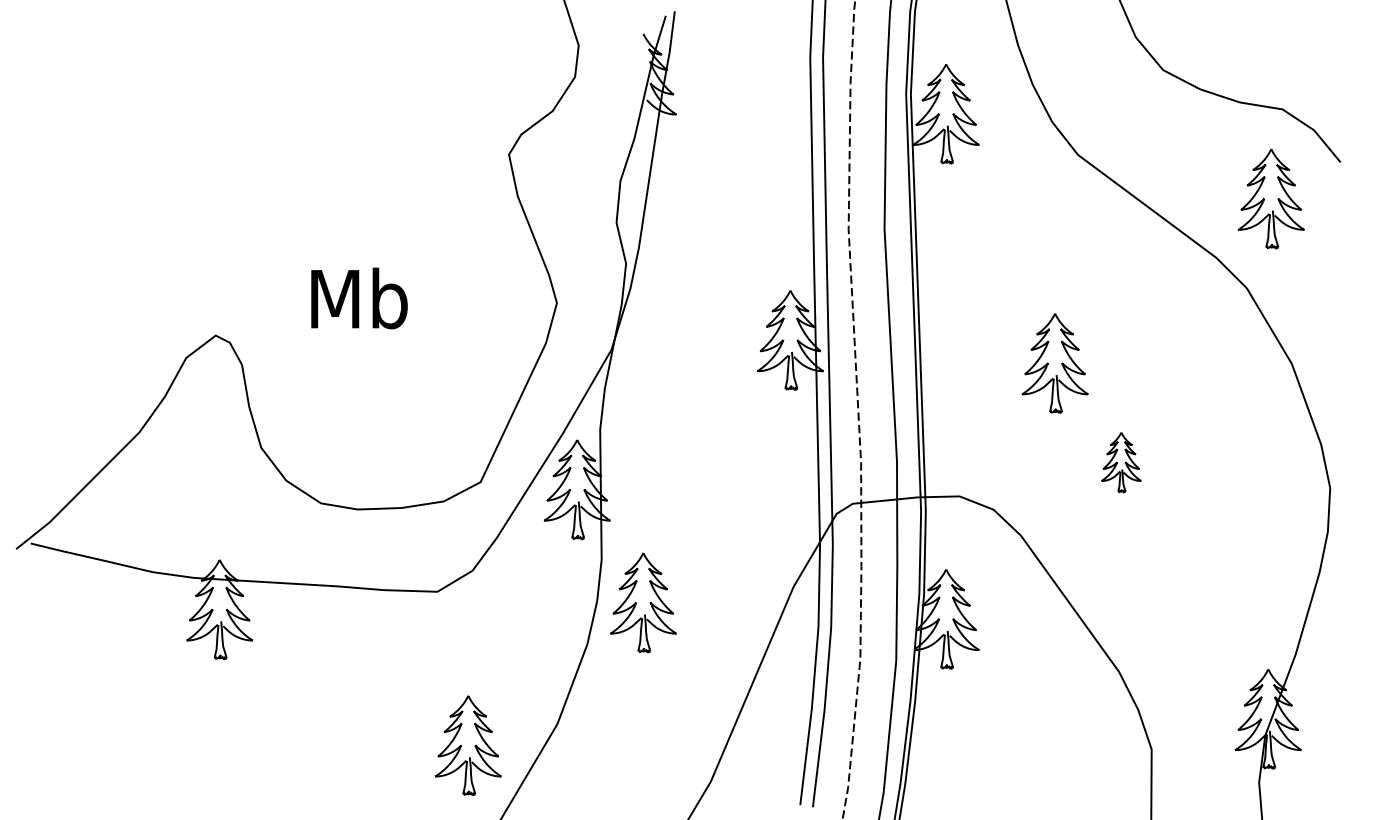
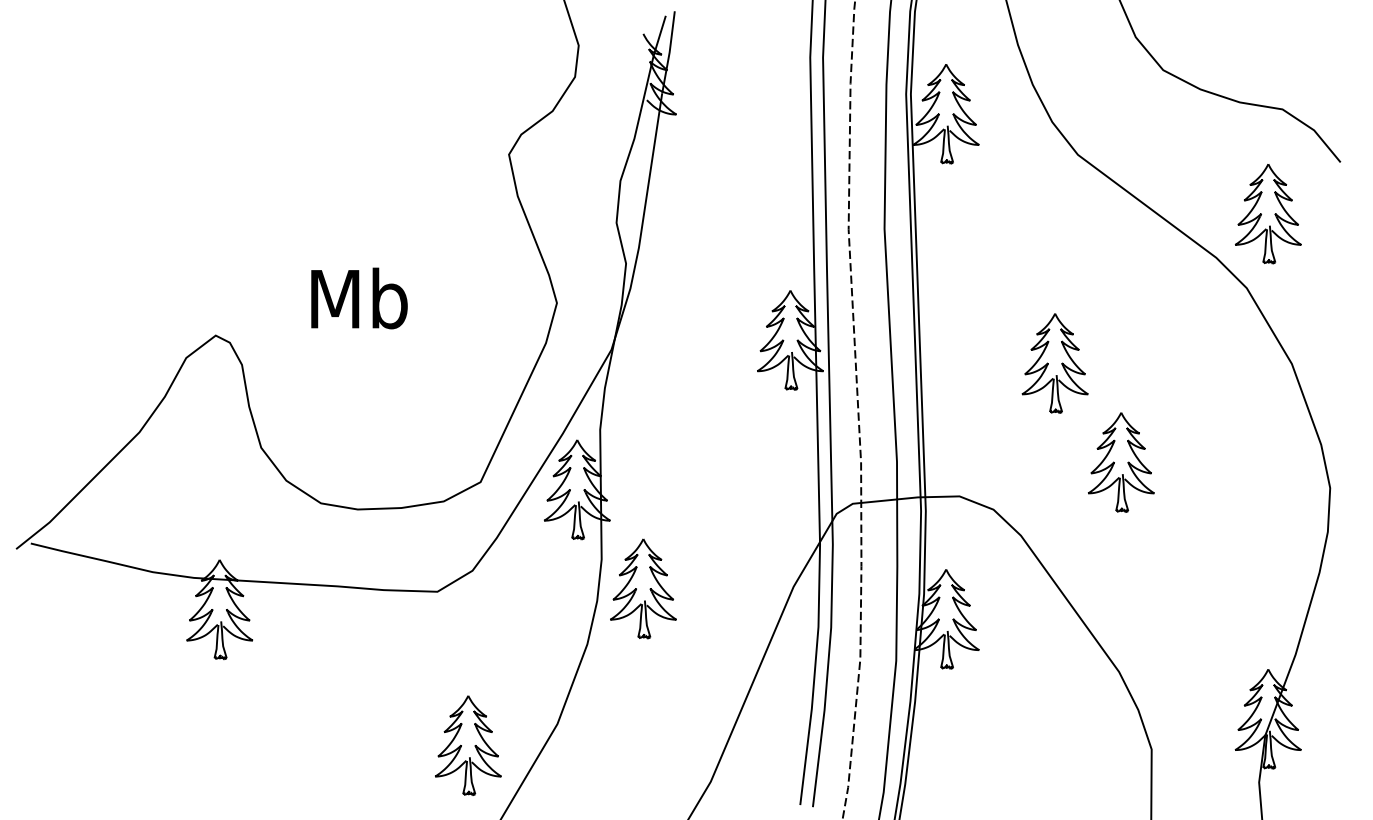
part position: (1270, 199) -> (1267, 214) (1267, 214)
part size: 41x62 px -> 67x101 px (1121, 462)
part position: (643, 602) -> (643, 588) (643, 588)
